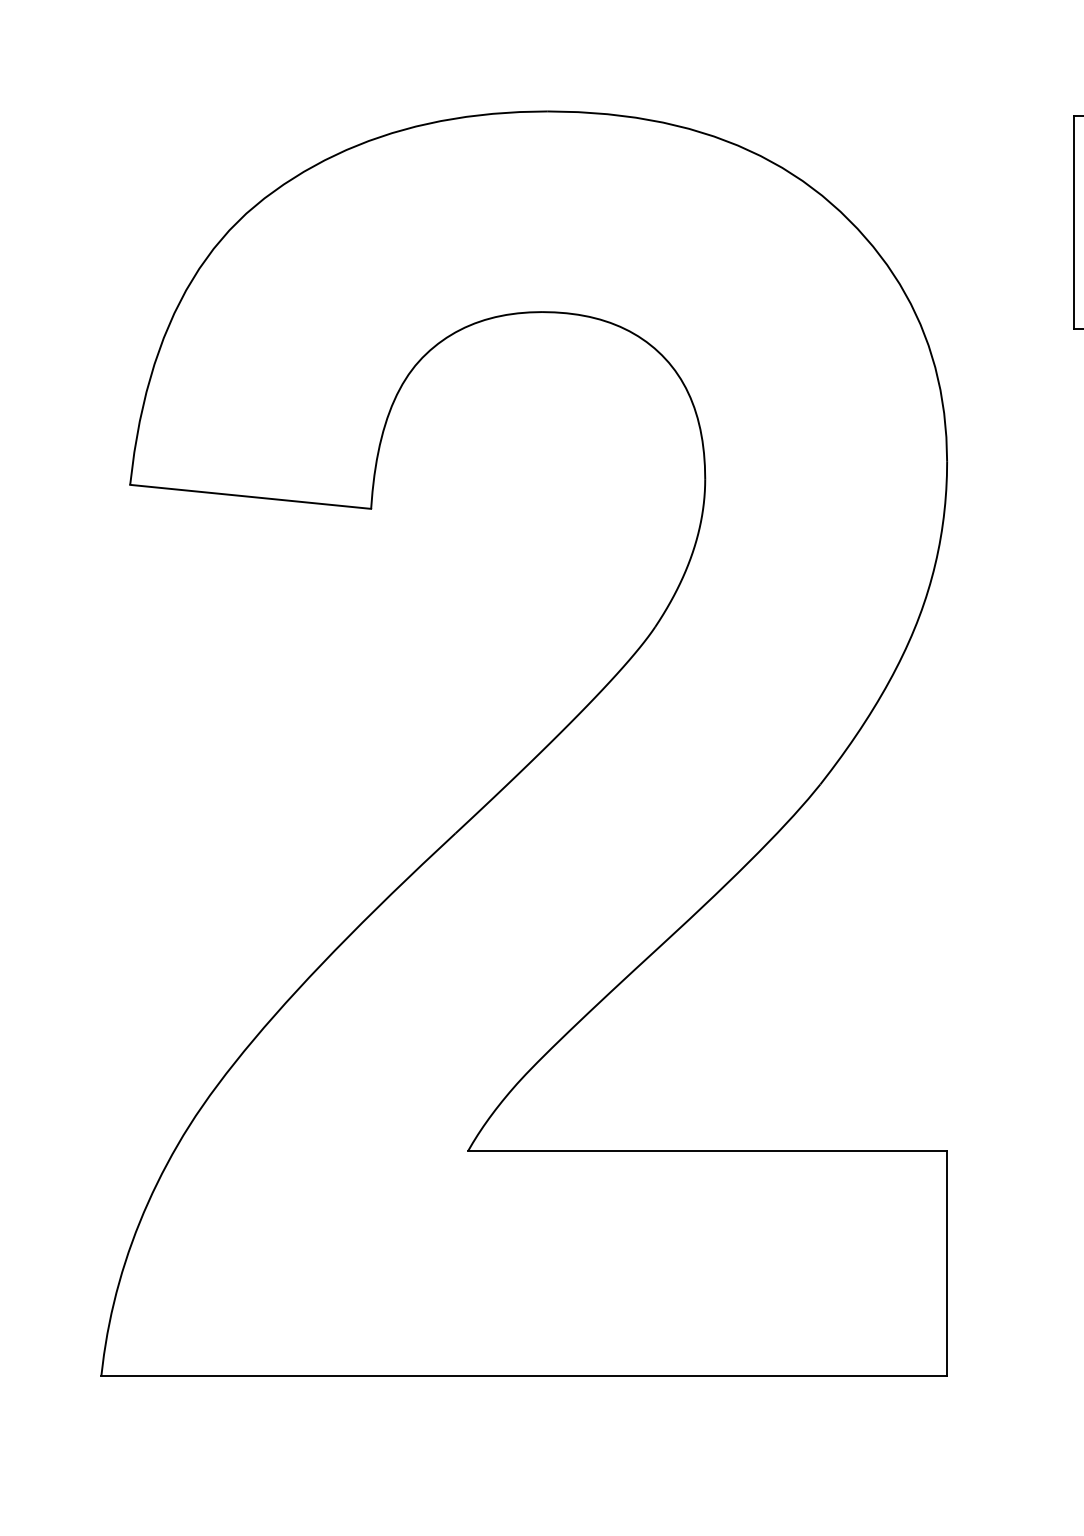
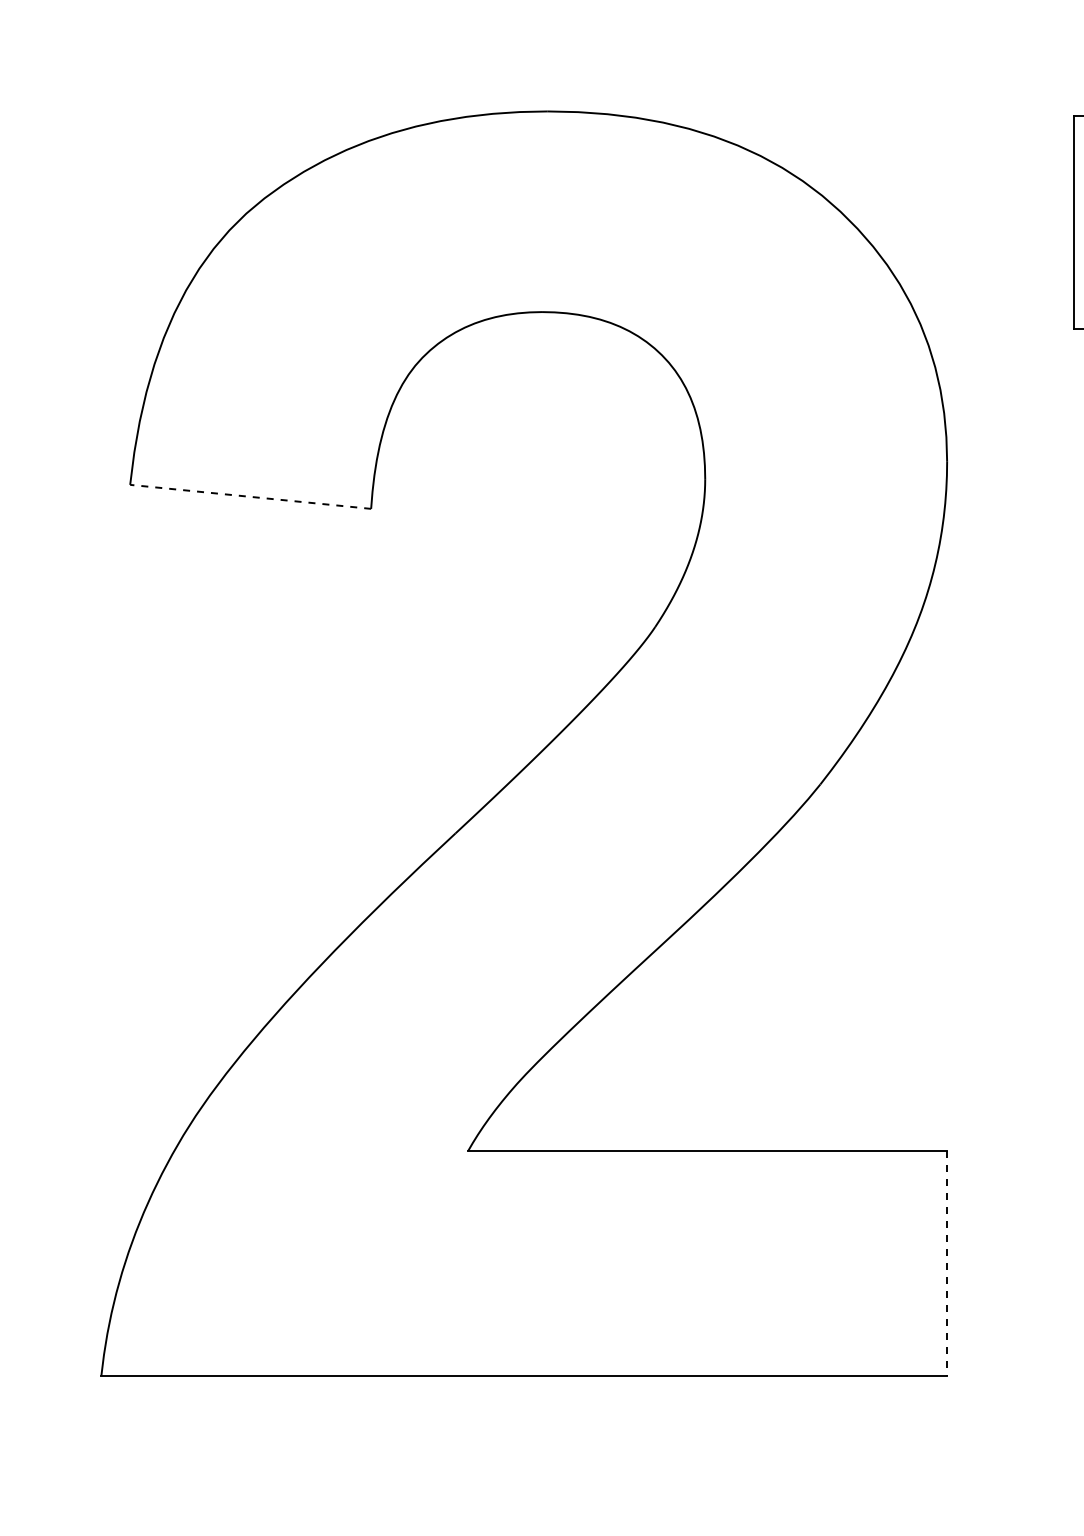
line: solid -> dashed (250, 496)
line: solid -> dashed (947, 1263)
